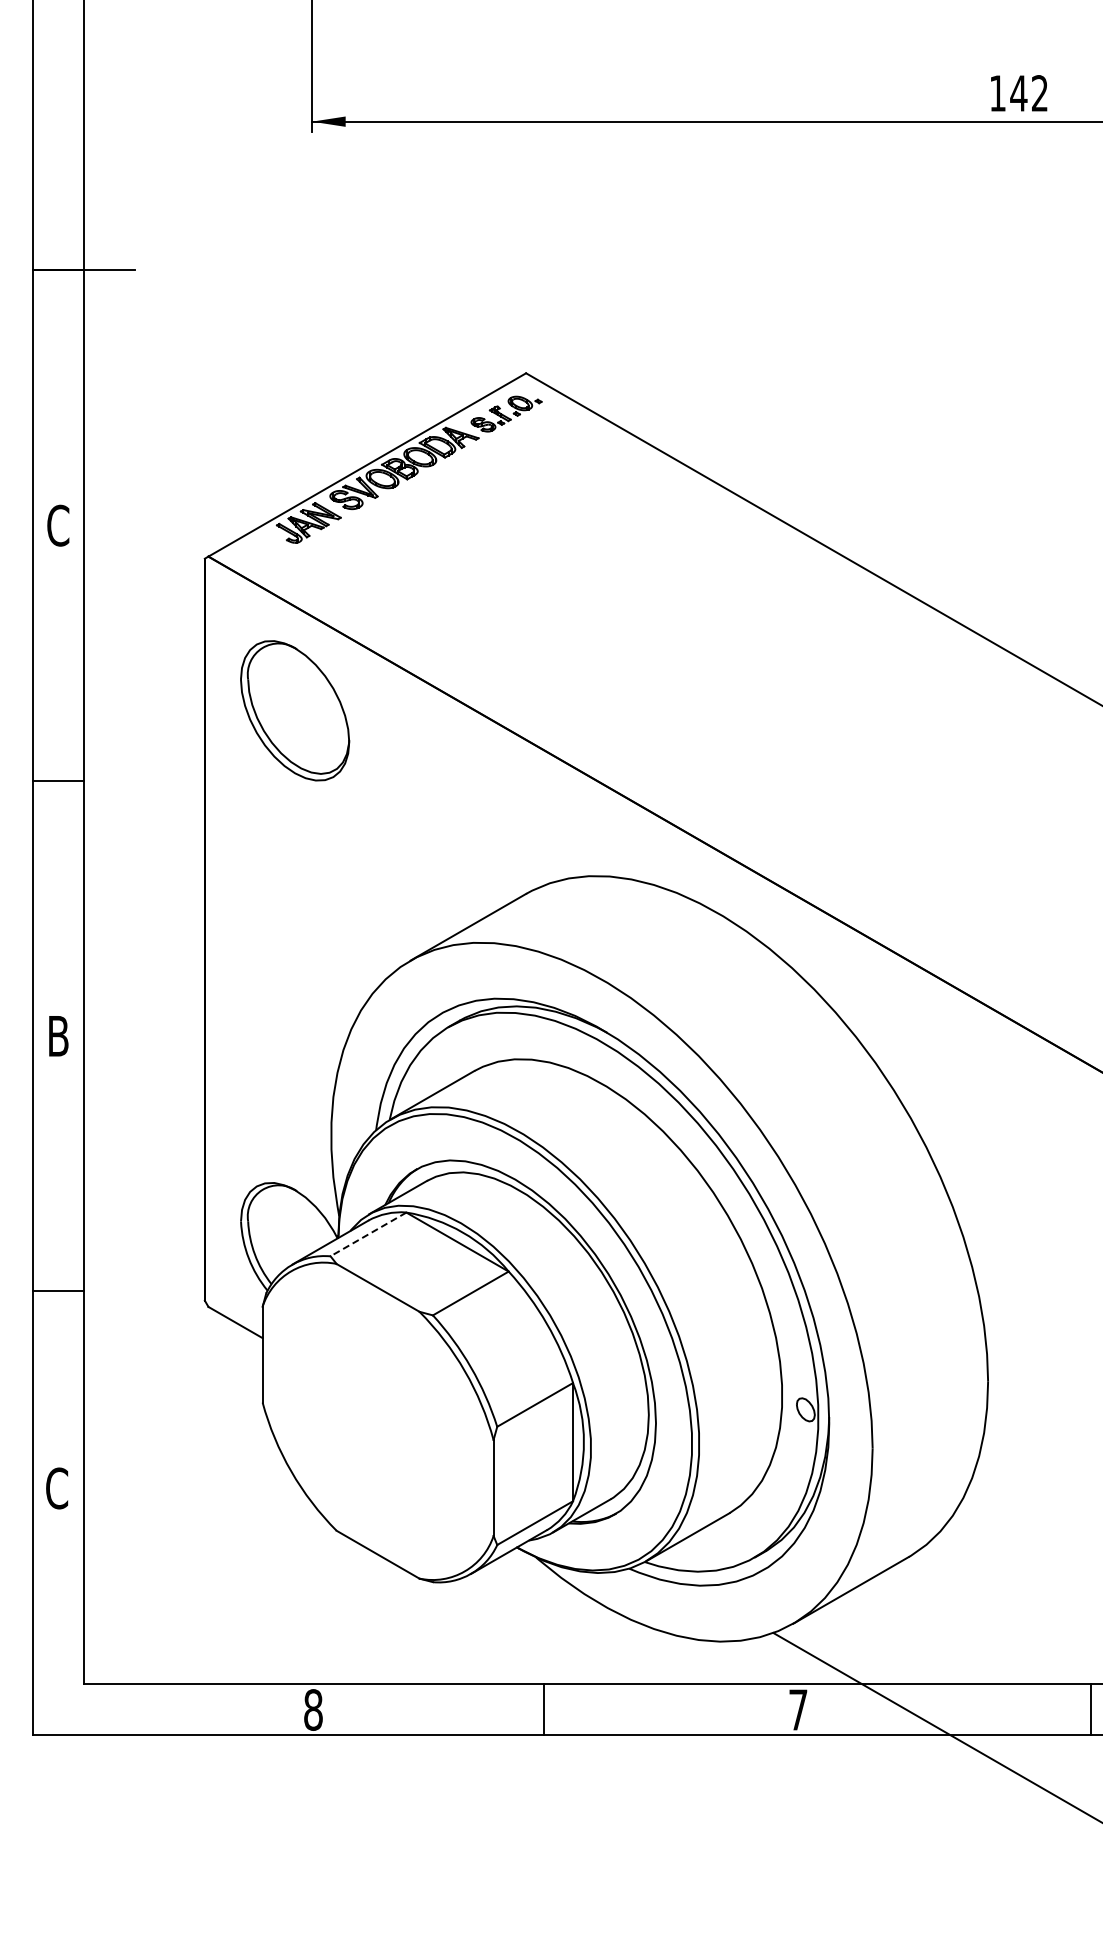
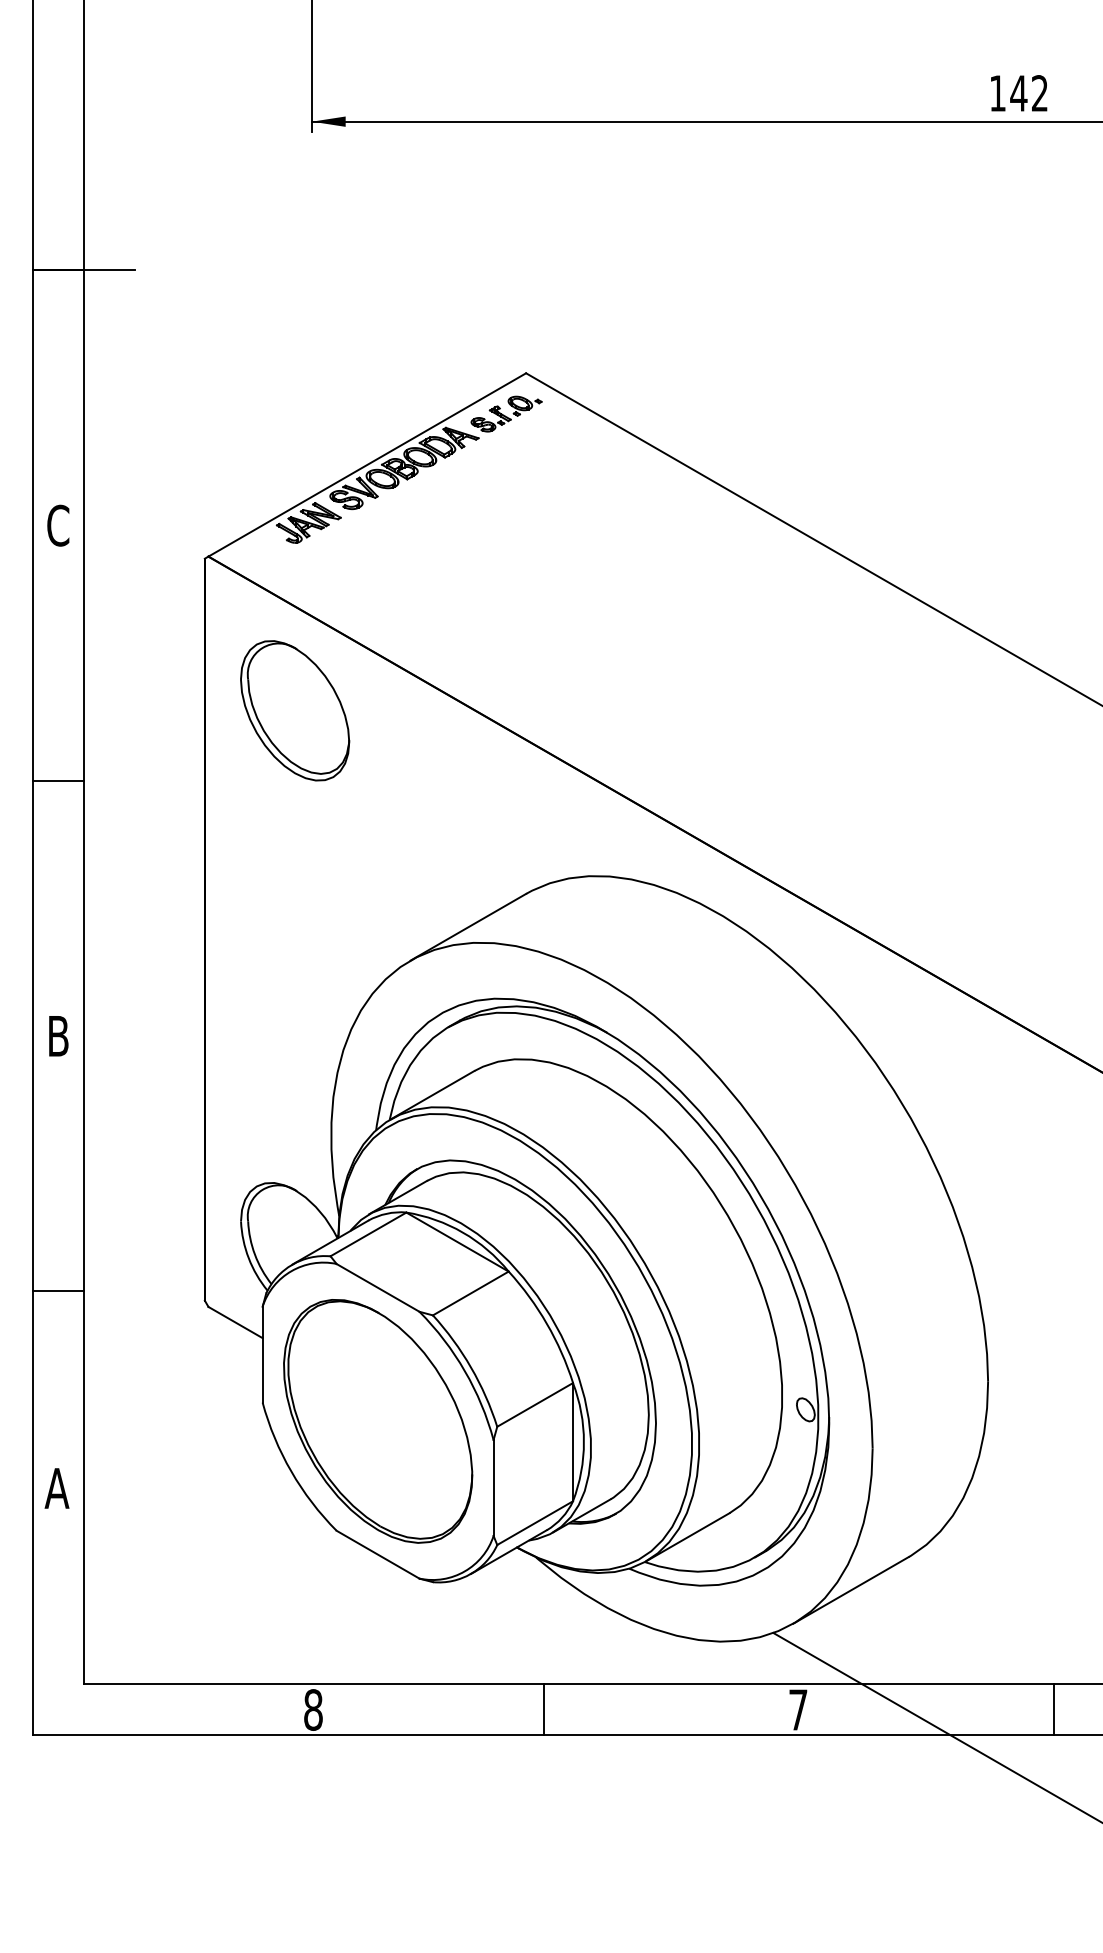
line: dashed -> solid (368, 1234)
part: none -> present (378, 1421)
text: C -> A (56, 1488)
line position: (1091, 1709) -> (1054, 1709) (1054, 1709)
